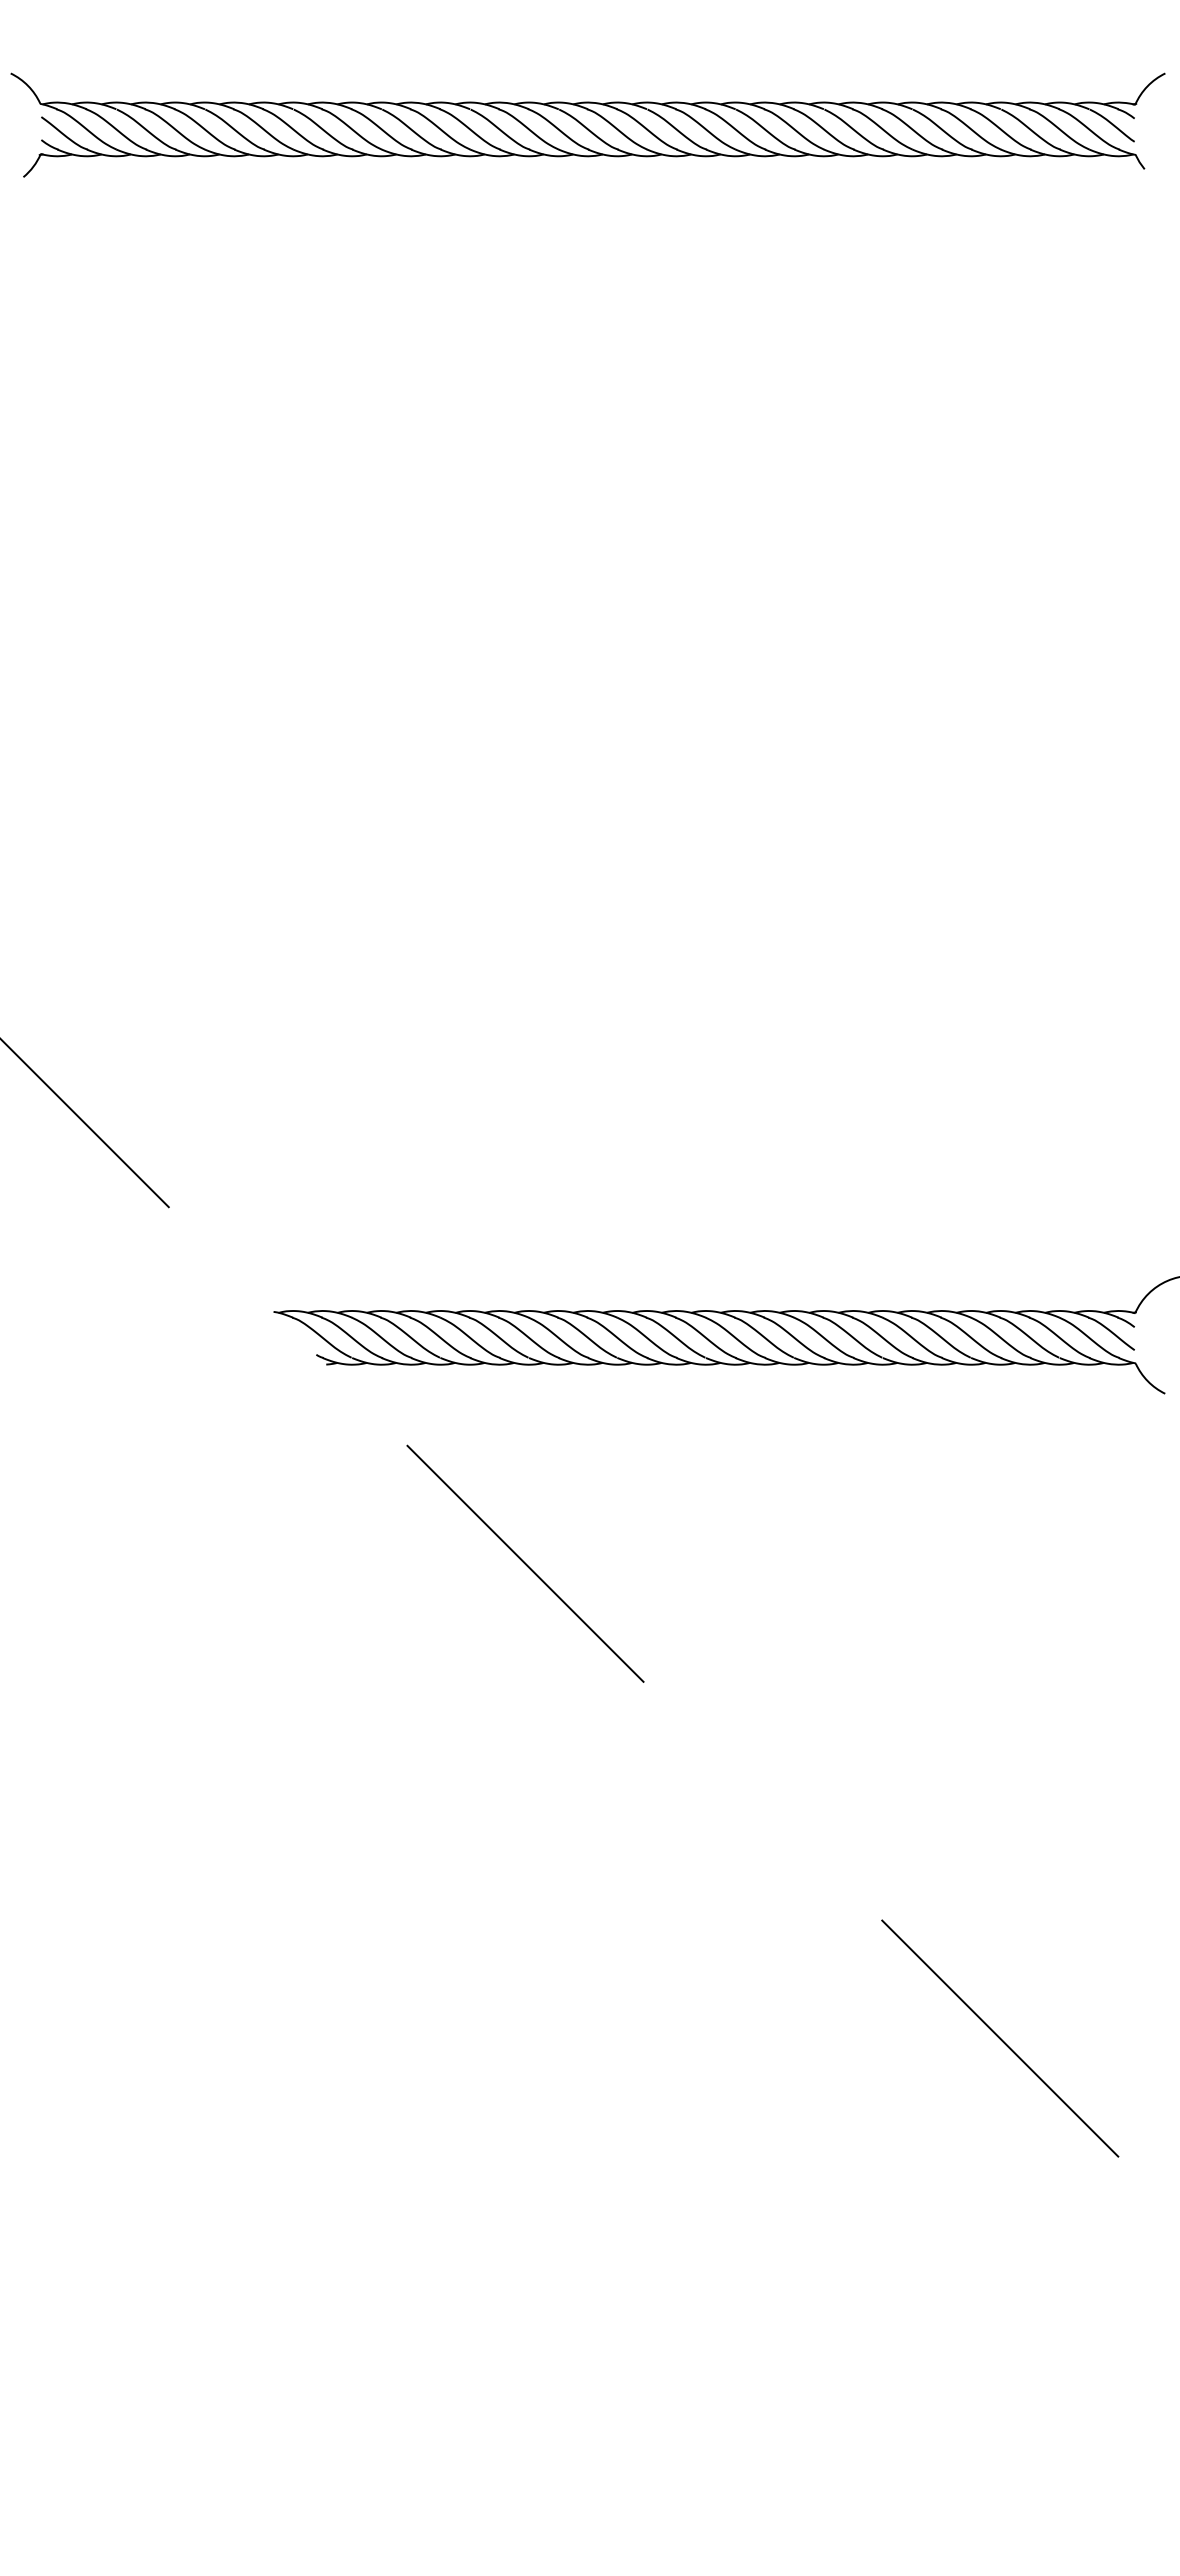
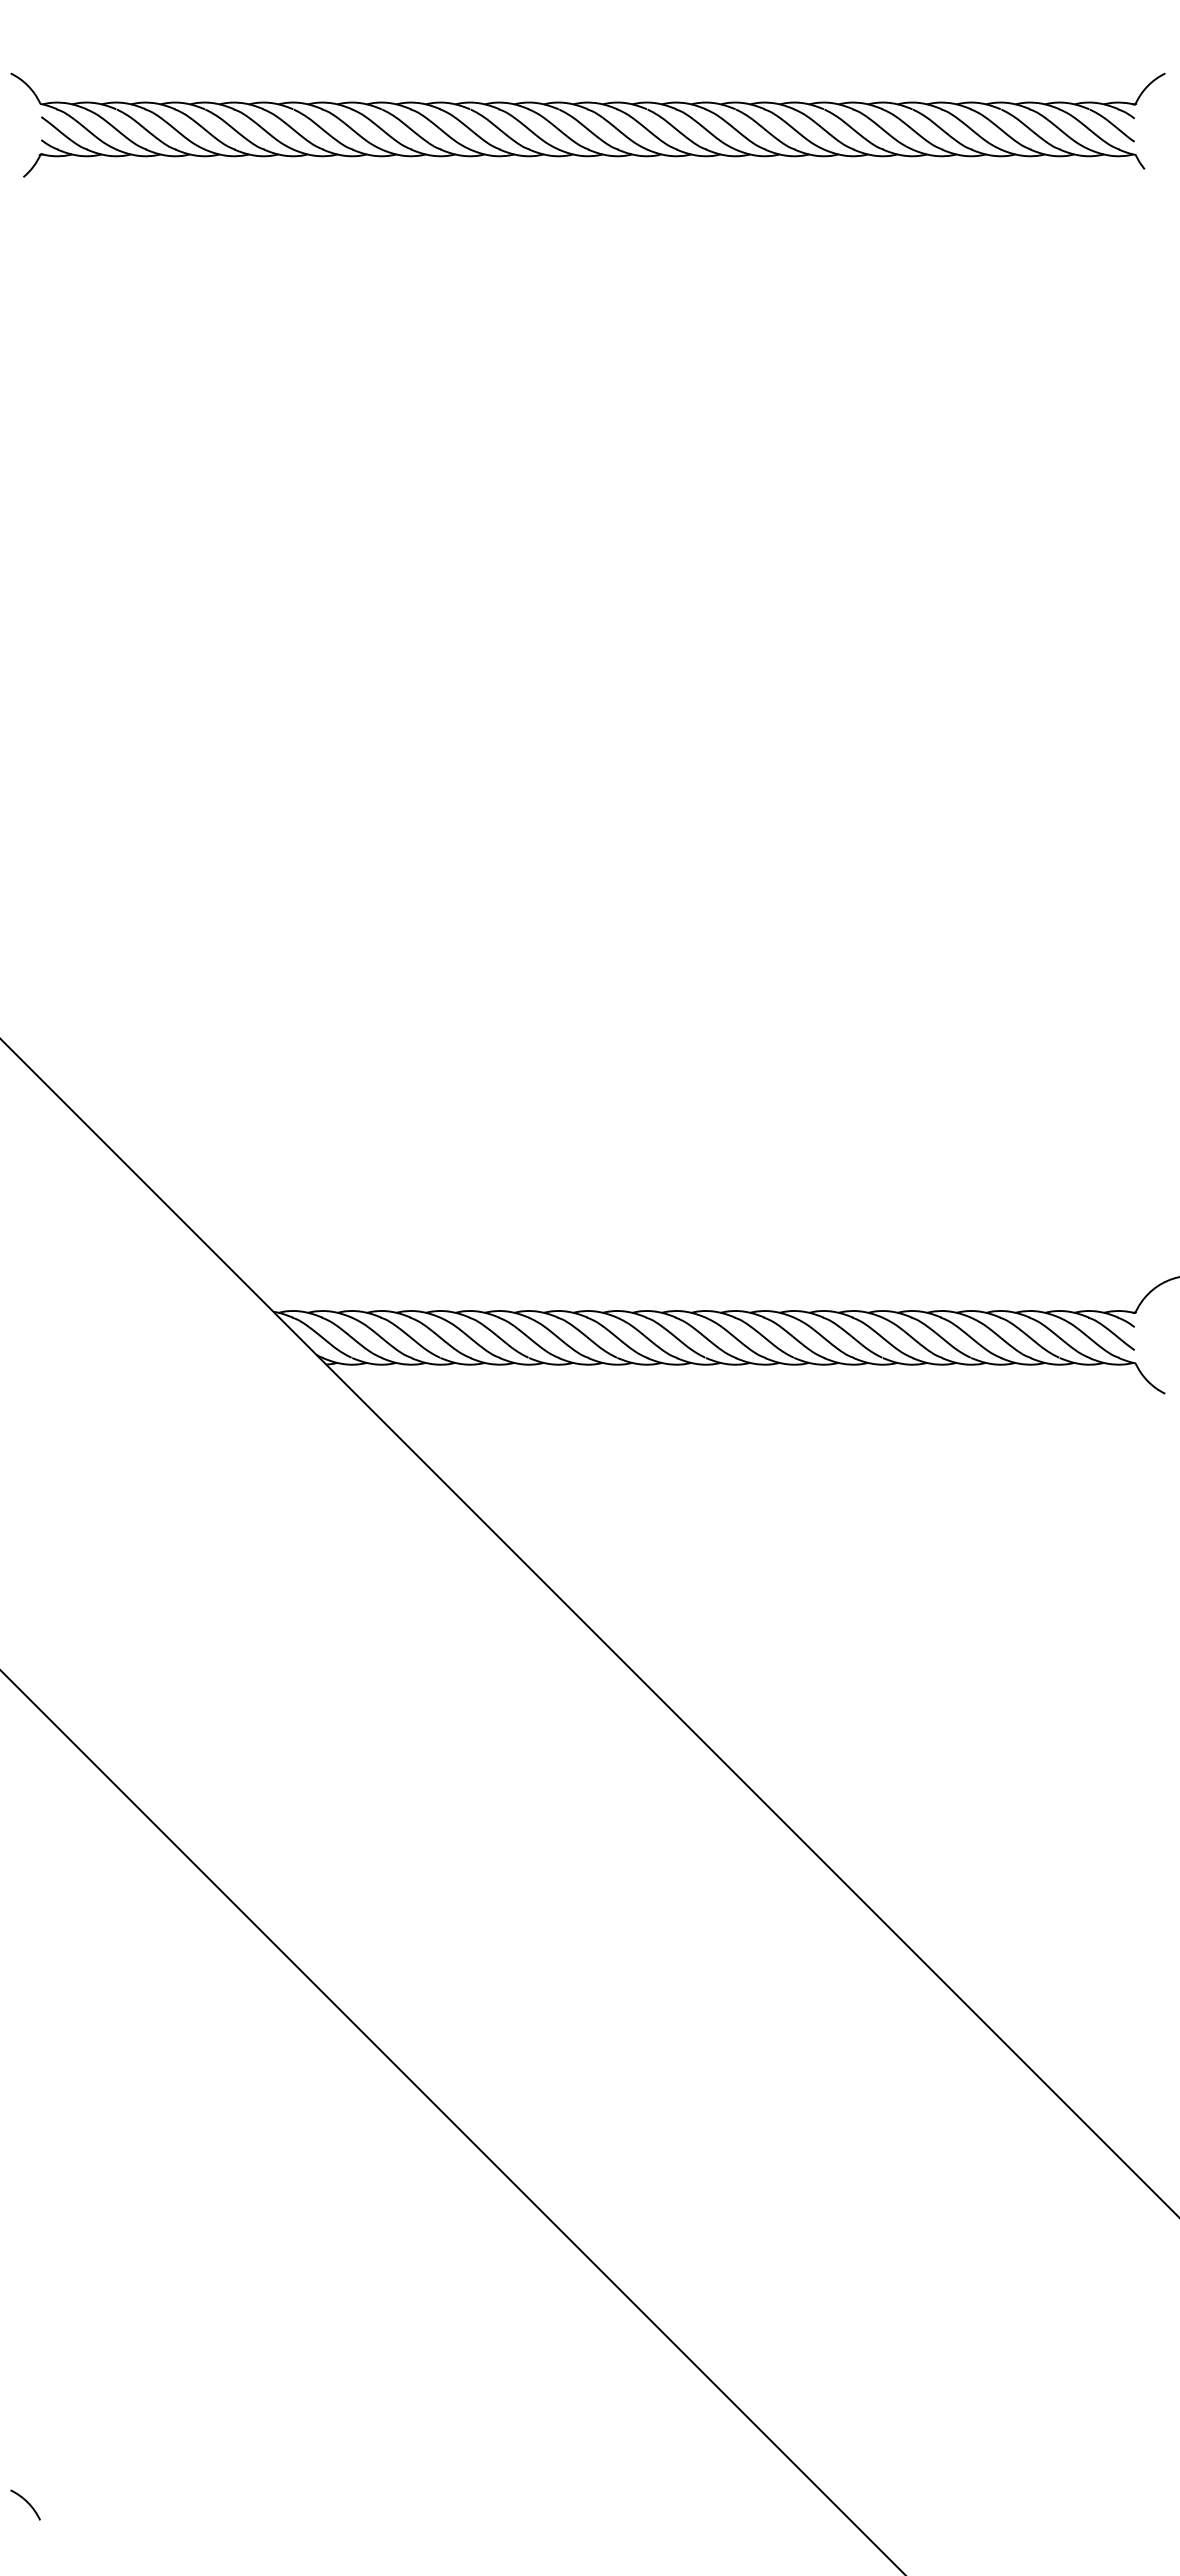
line: dashed -> solid (589, 1627)
line: none -> present (452, 2121)
arc: none -> present (26, 2502)
